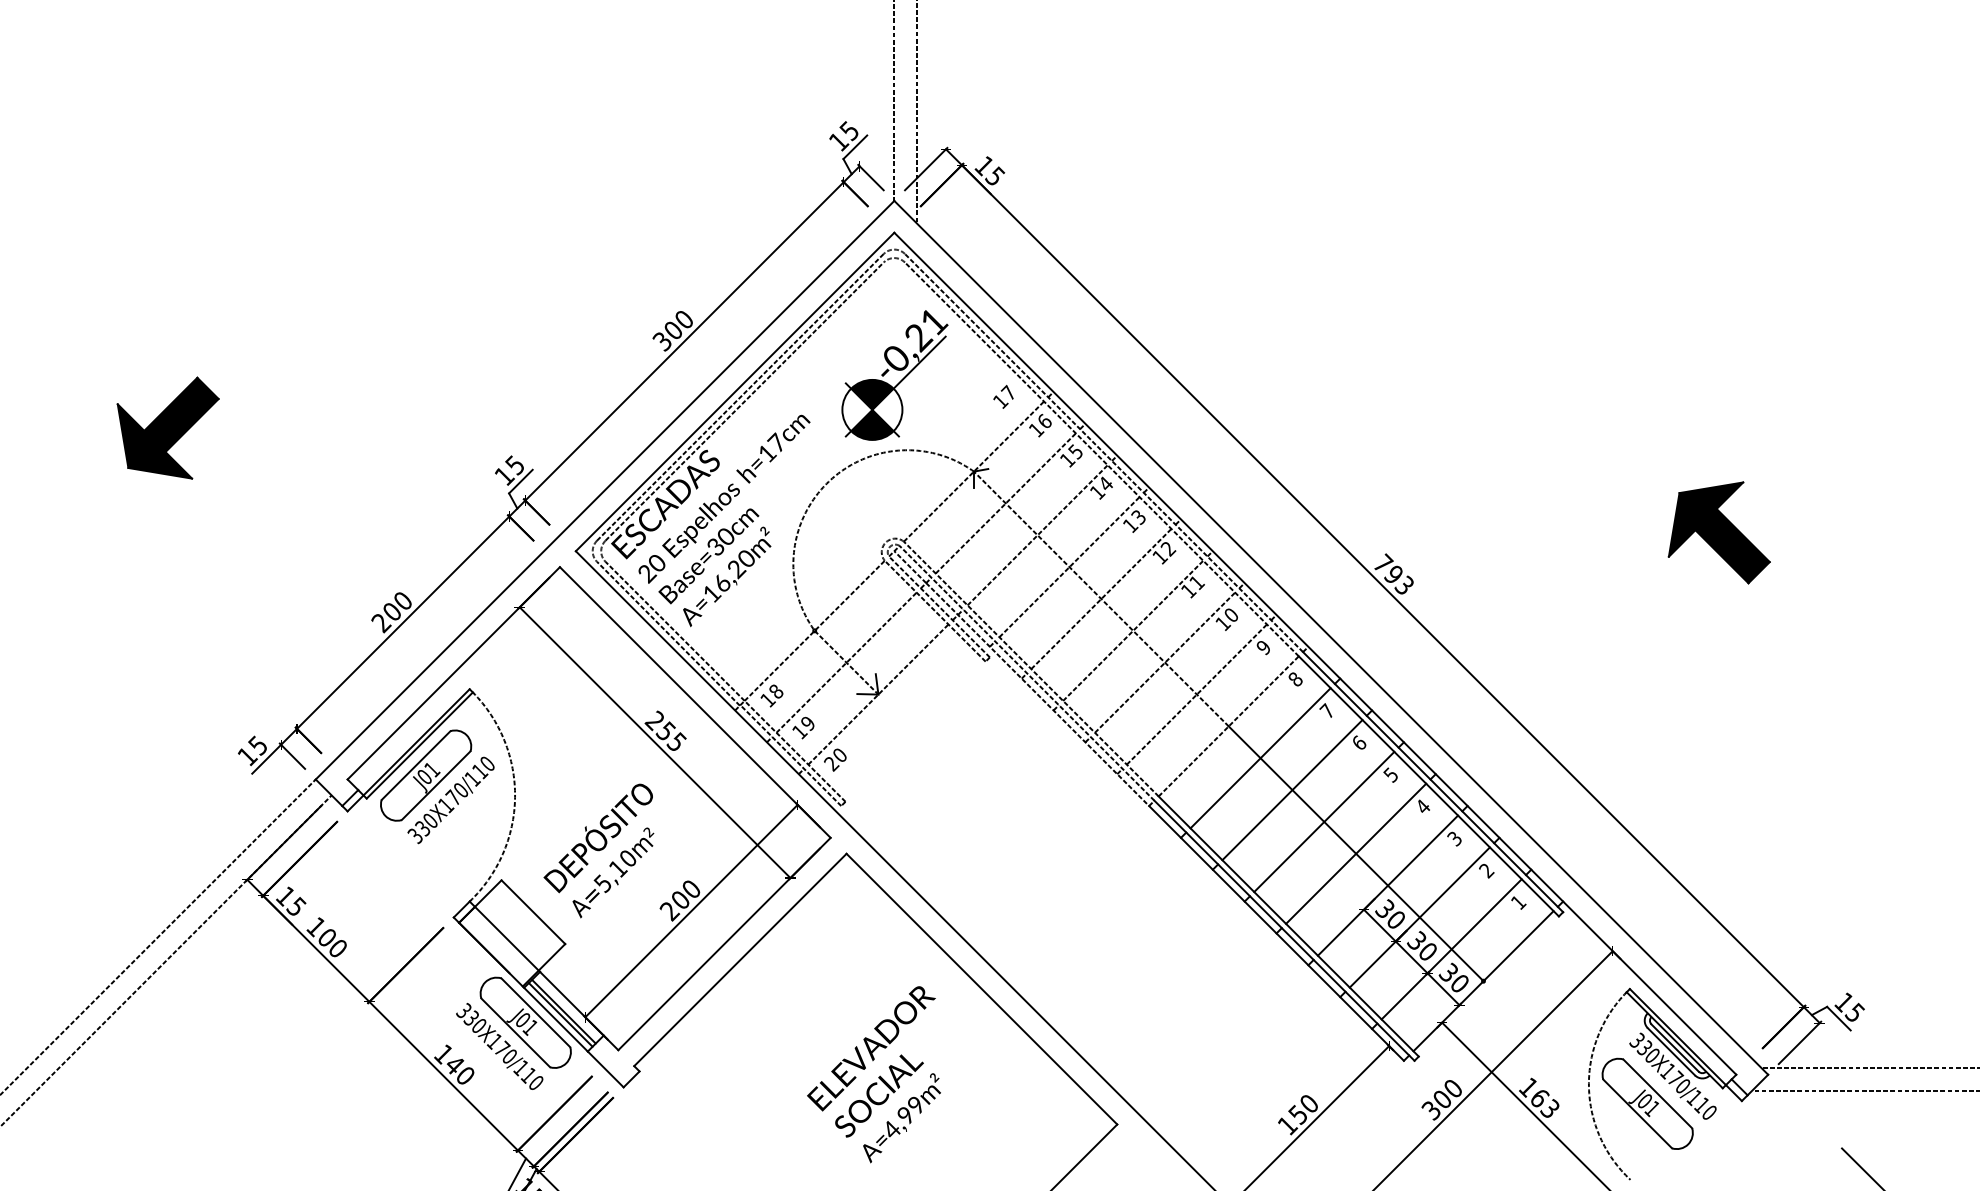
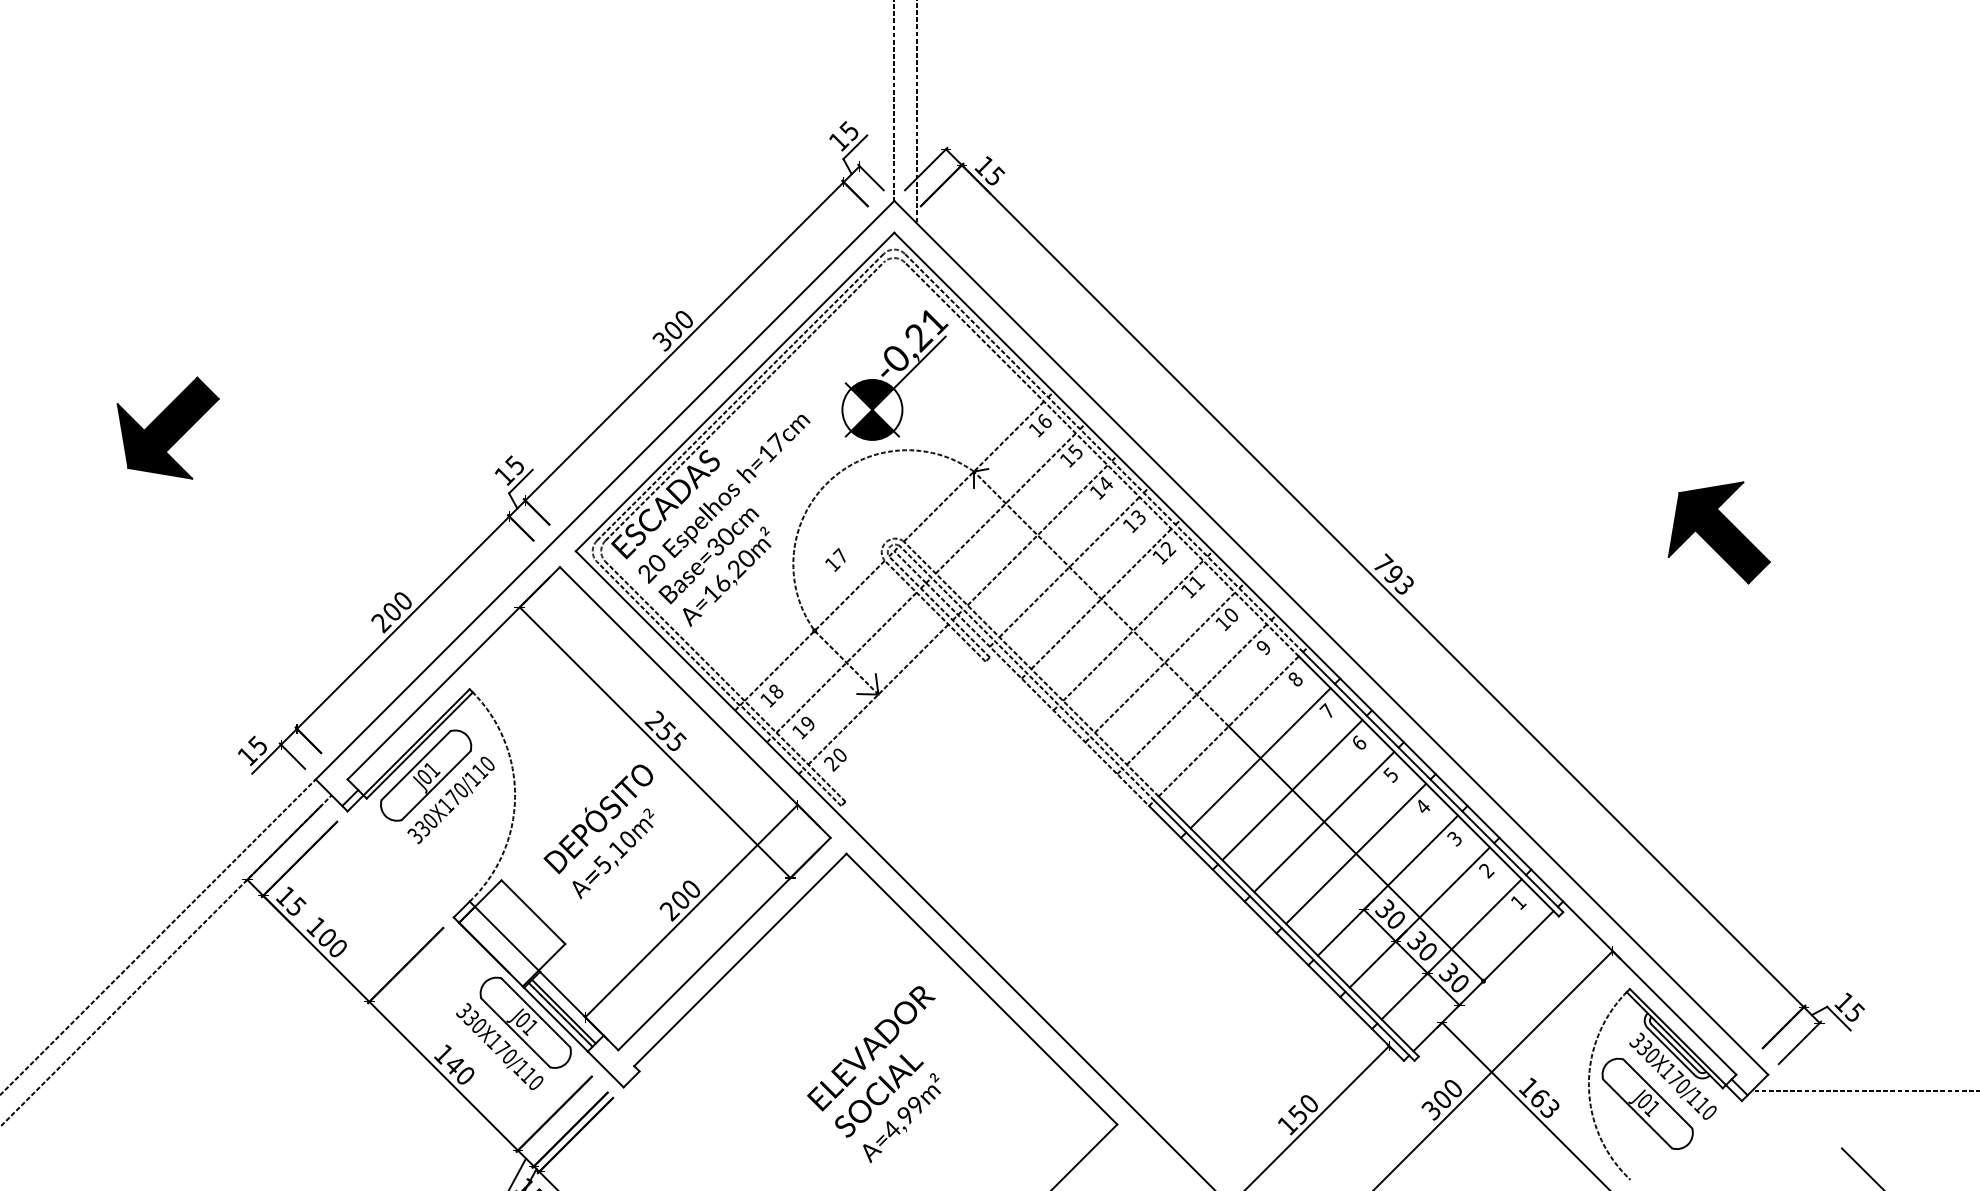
text position: (1003, 396) -> (835, 559) (835, 559)
text position: (598, 850) -> (598, 831) (598, 831)
line: present -> none (1868, 1068)
